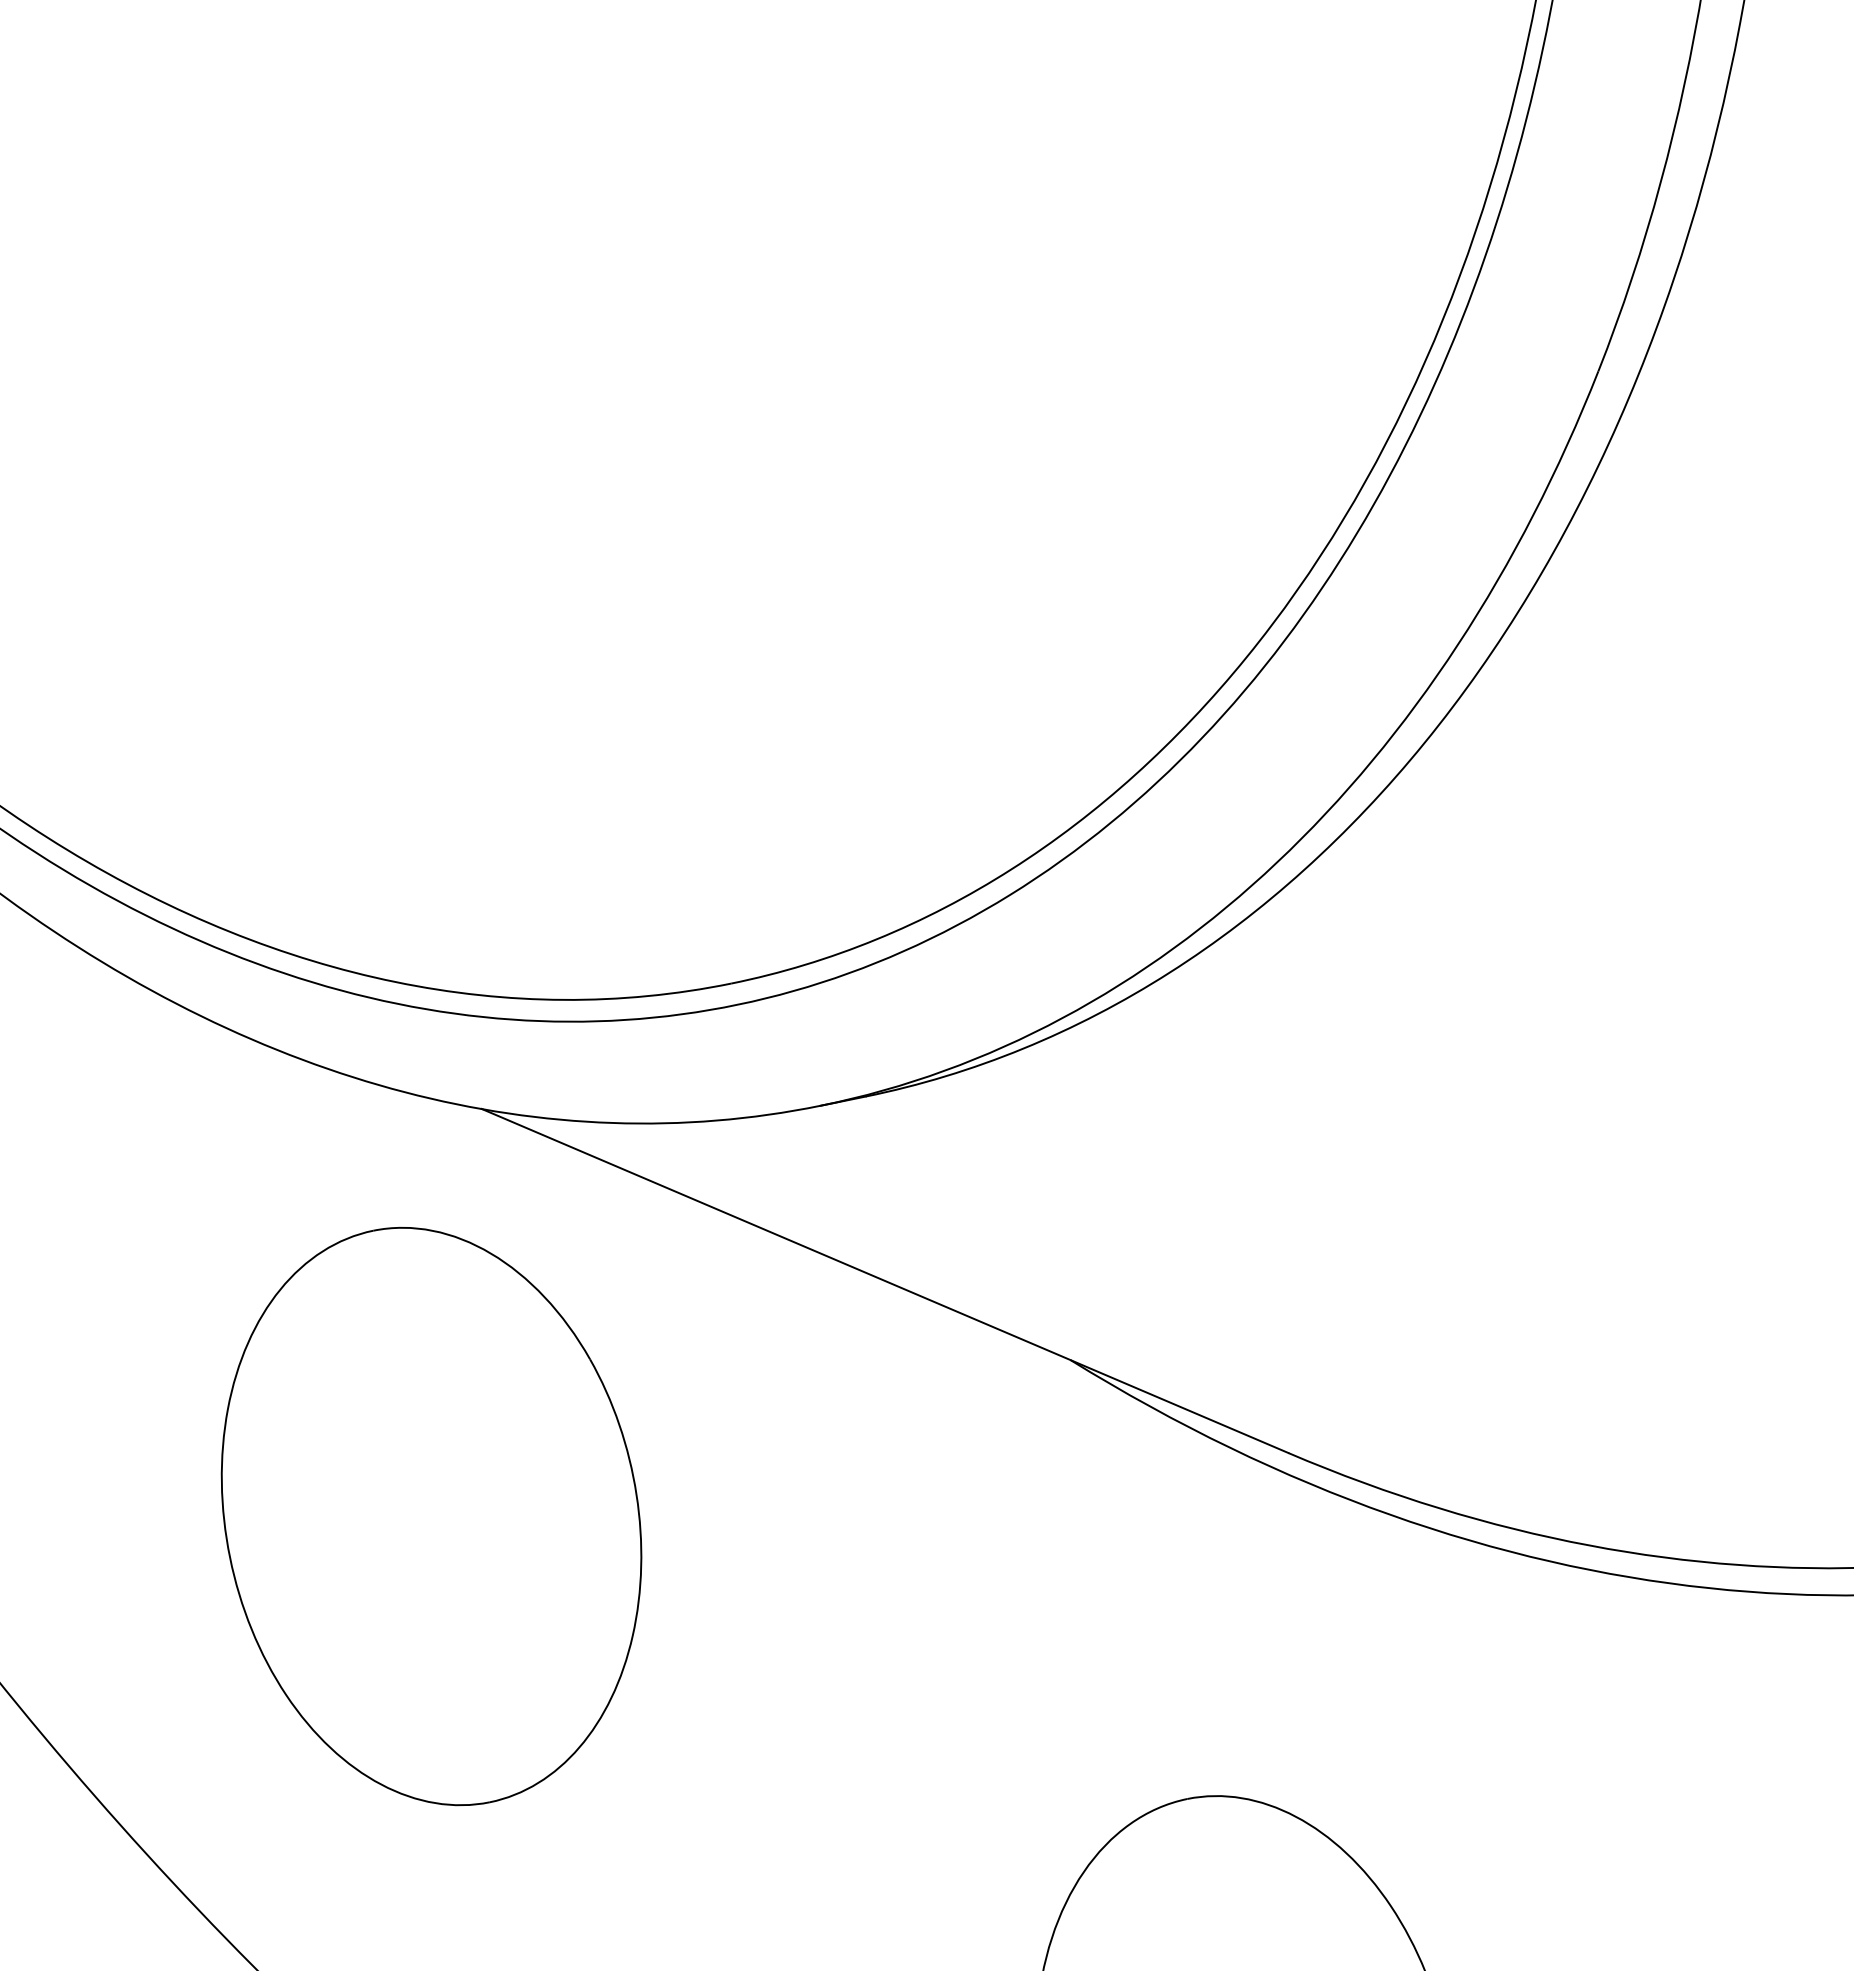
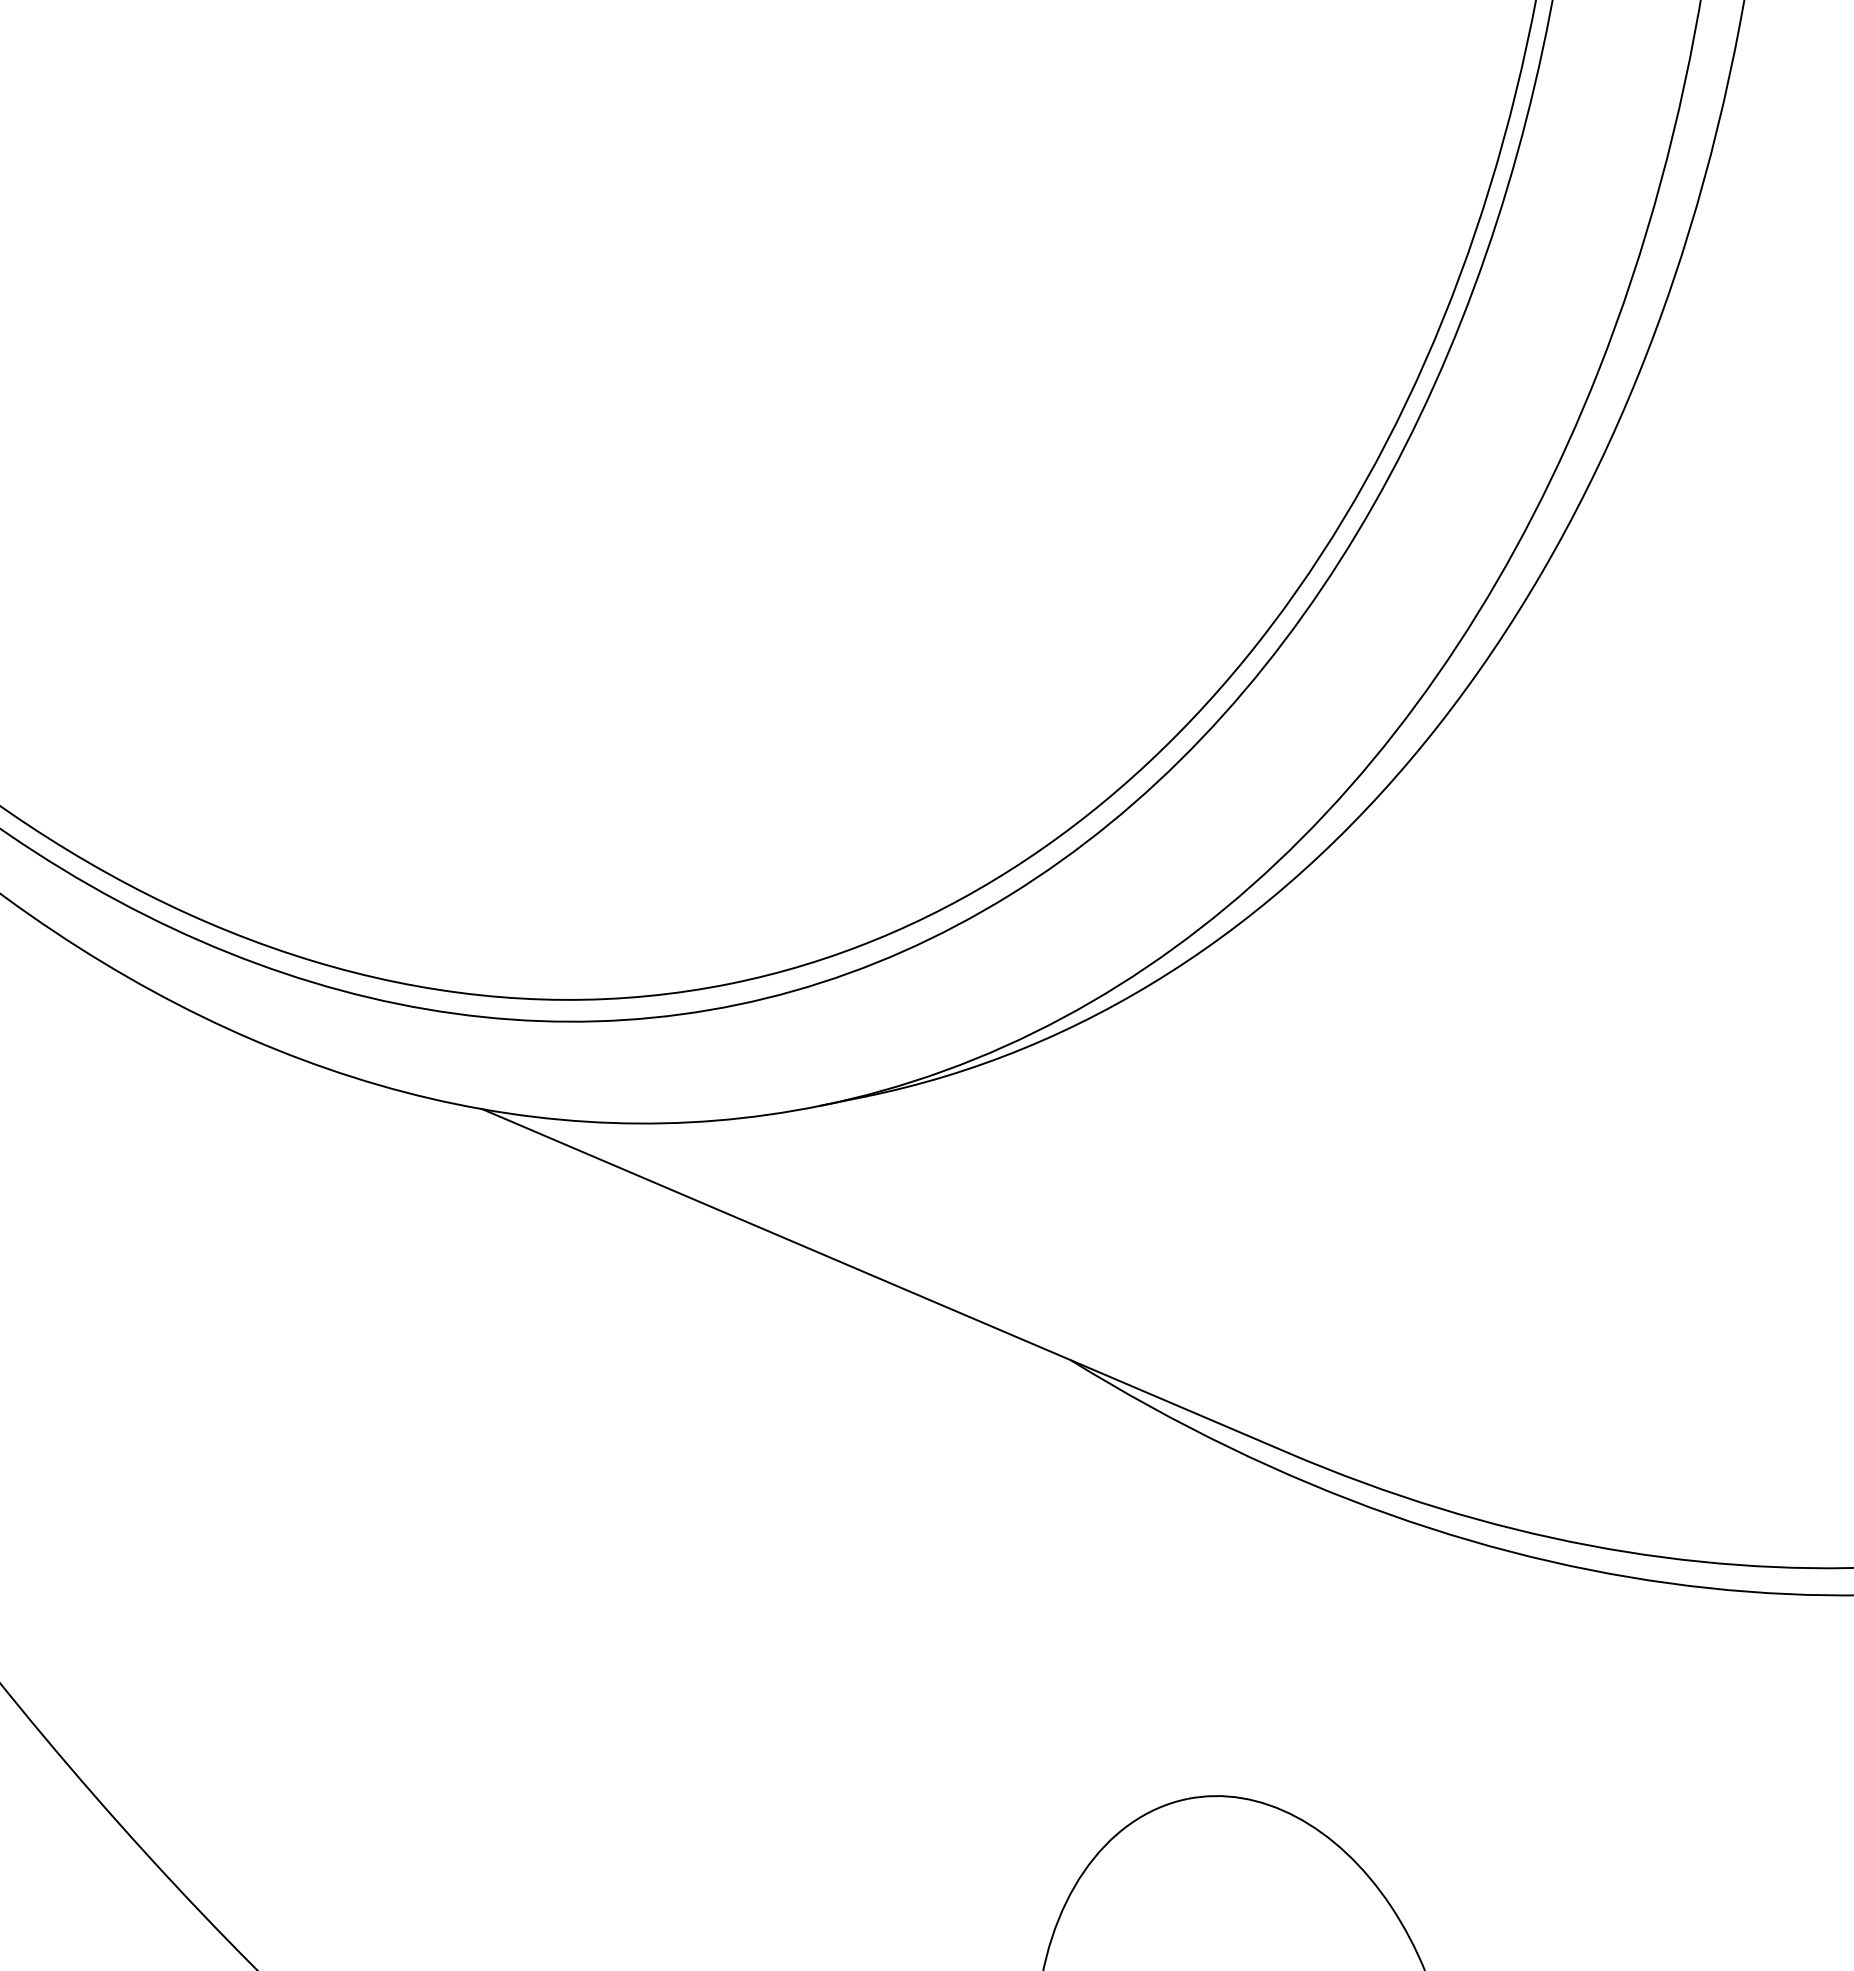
part: present -> none (431, 1516)
